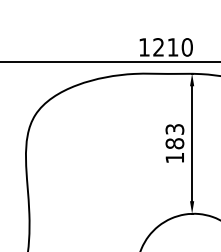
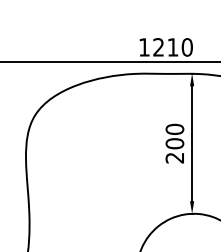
text: 183 -> 200 (174, 143)
